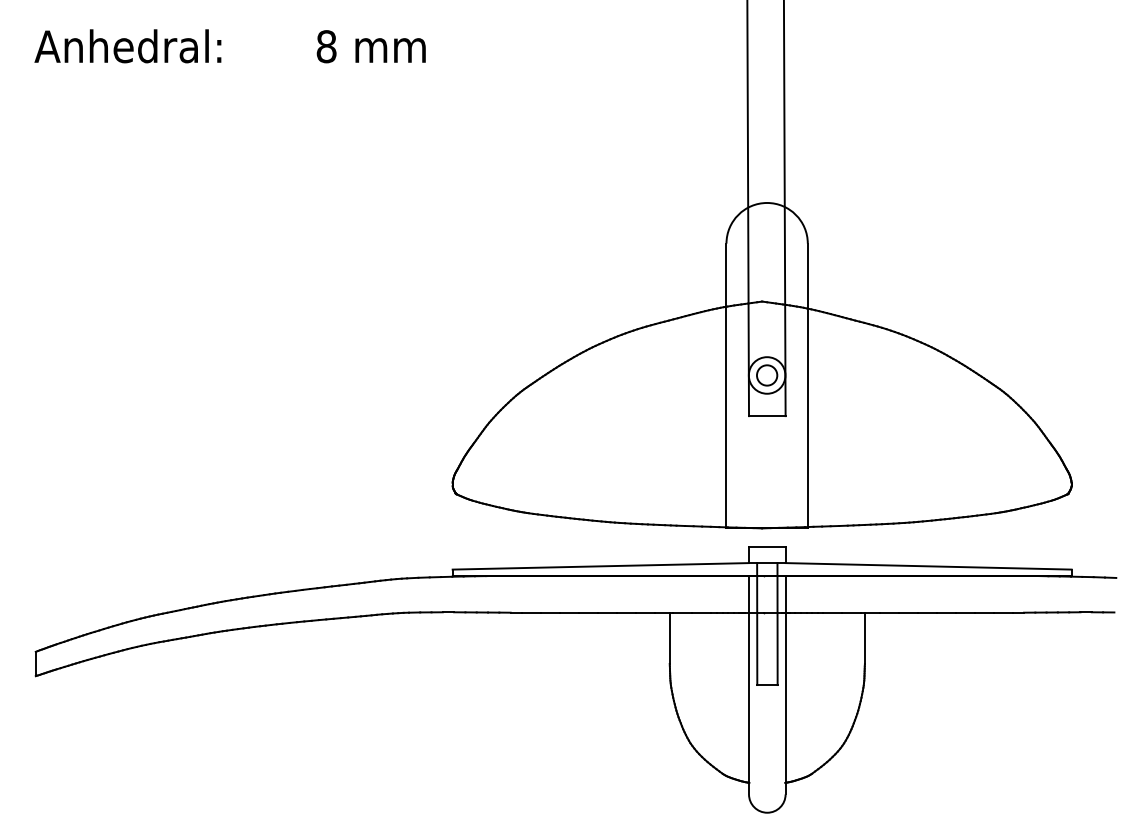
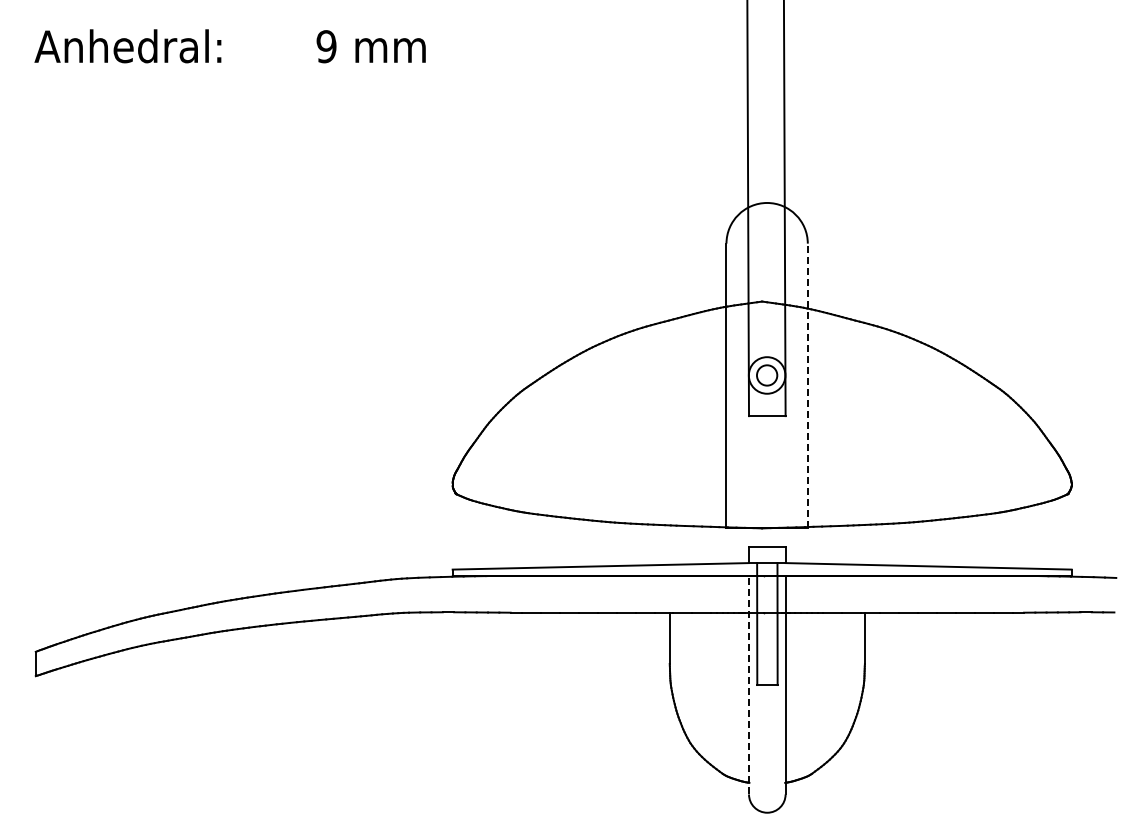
text: 8 -> 9 (326, 46)
line: solid -> dashed (807, 385)
line: solid -> dashed (749, 684)
